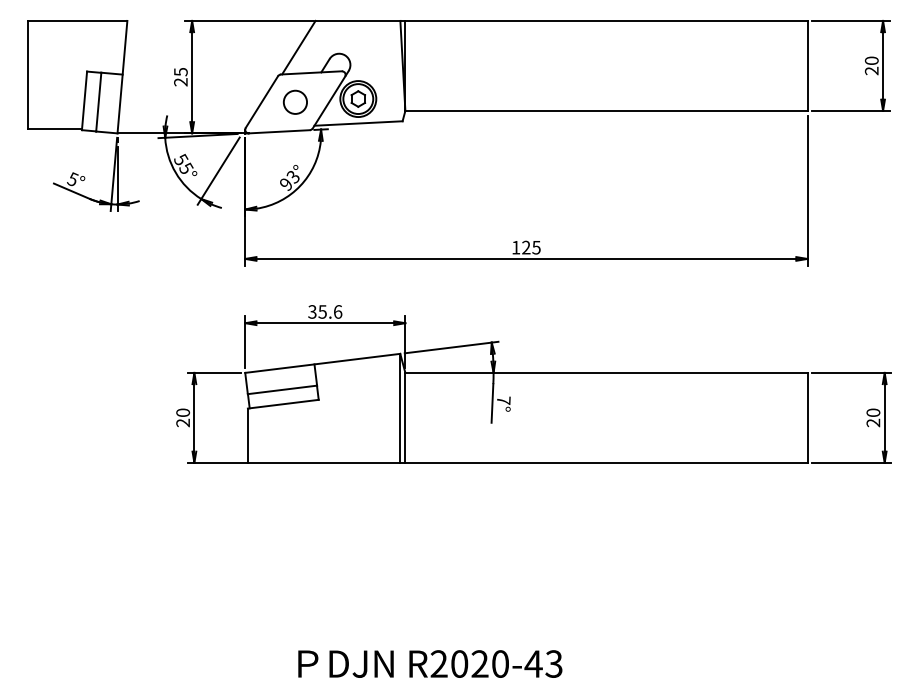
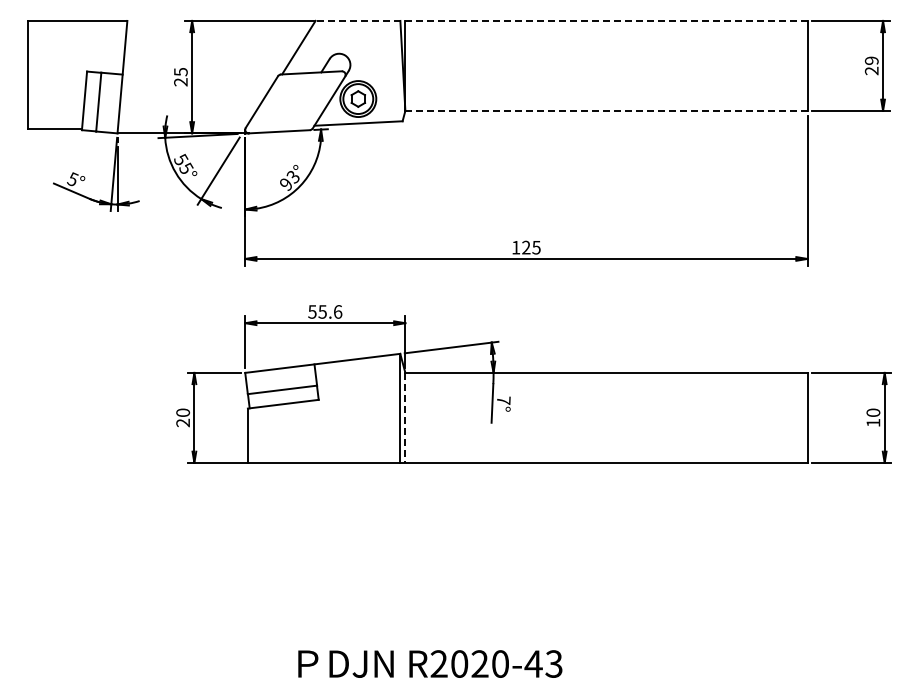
line: solid -> dashed (561, 20)
text: 20 -> 29 (871, 60)
circle: present -> none (294, 101)
line: solid -> dashed (605, 110)
text: 35.6 -> 55.6 (312, 311)
line: solid -> dashed (405, 417)
text: 20 -> 10 (873, 422)
